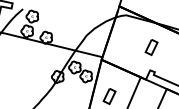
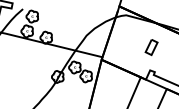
part: present -> none (109, 96)
